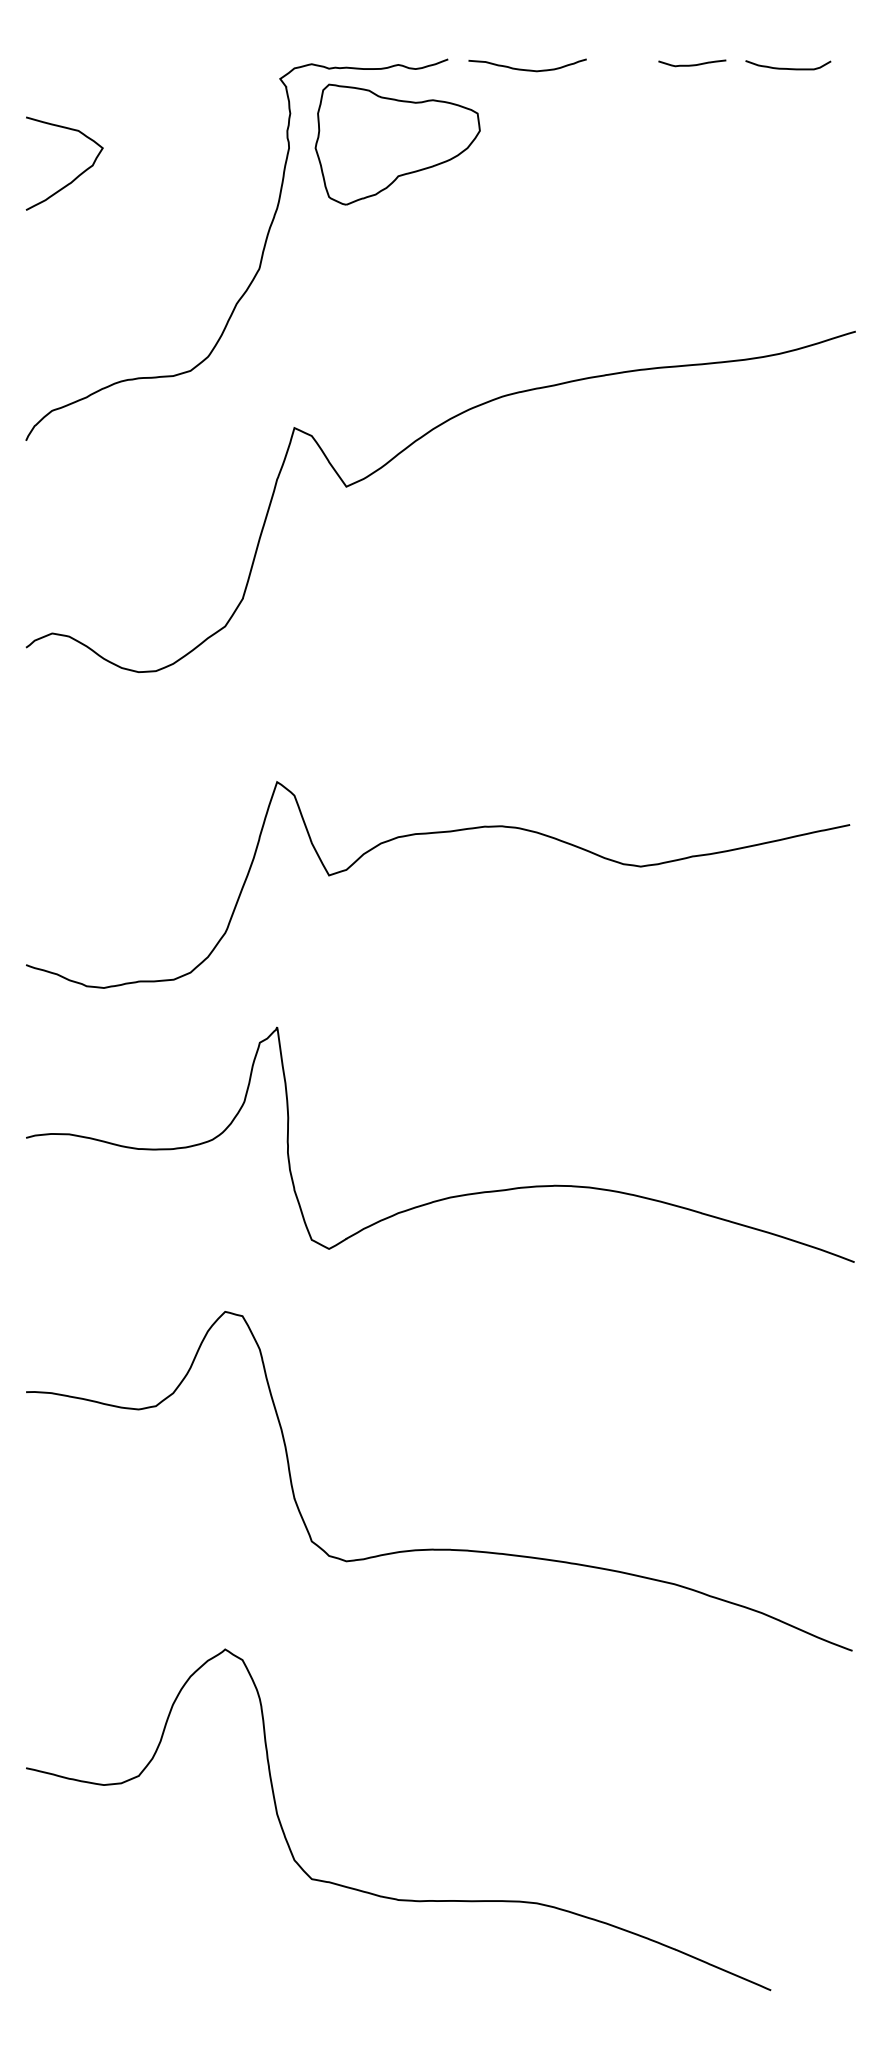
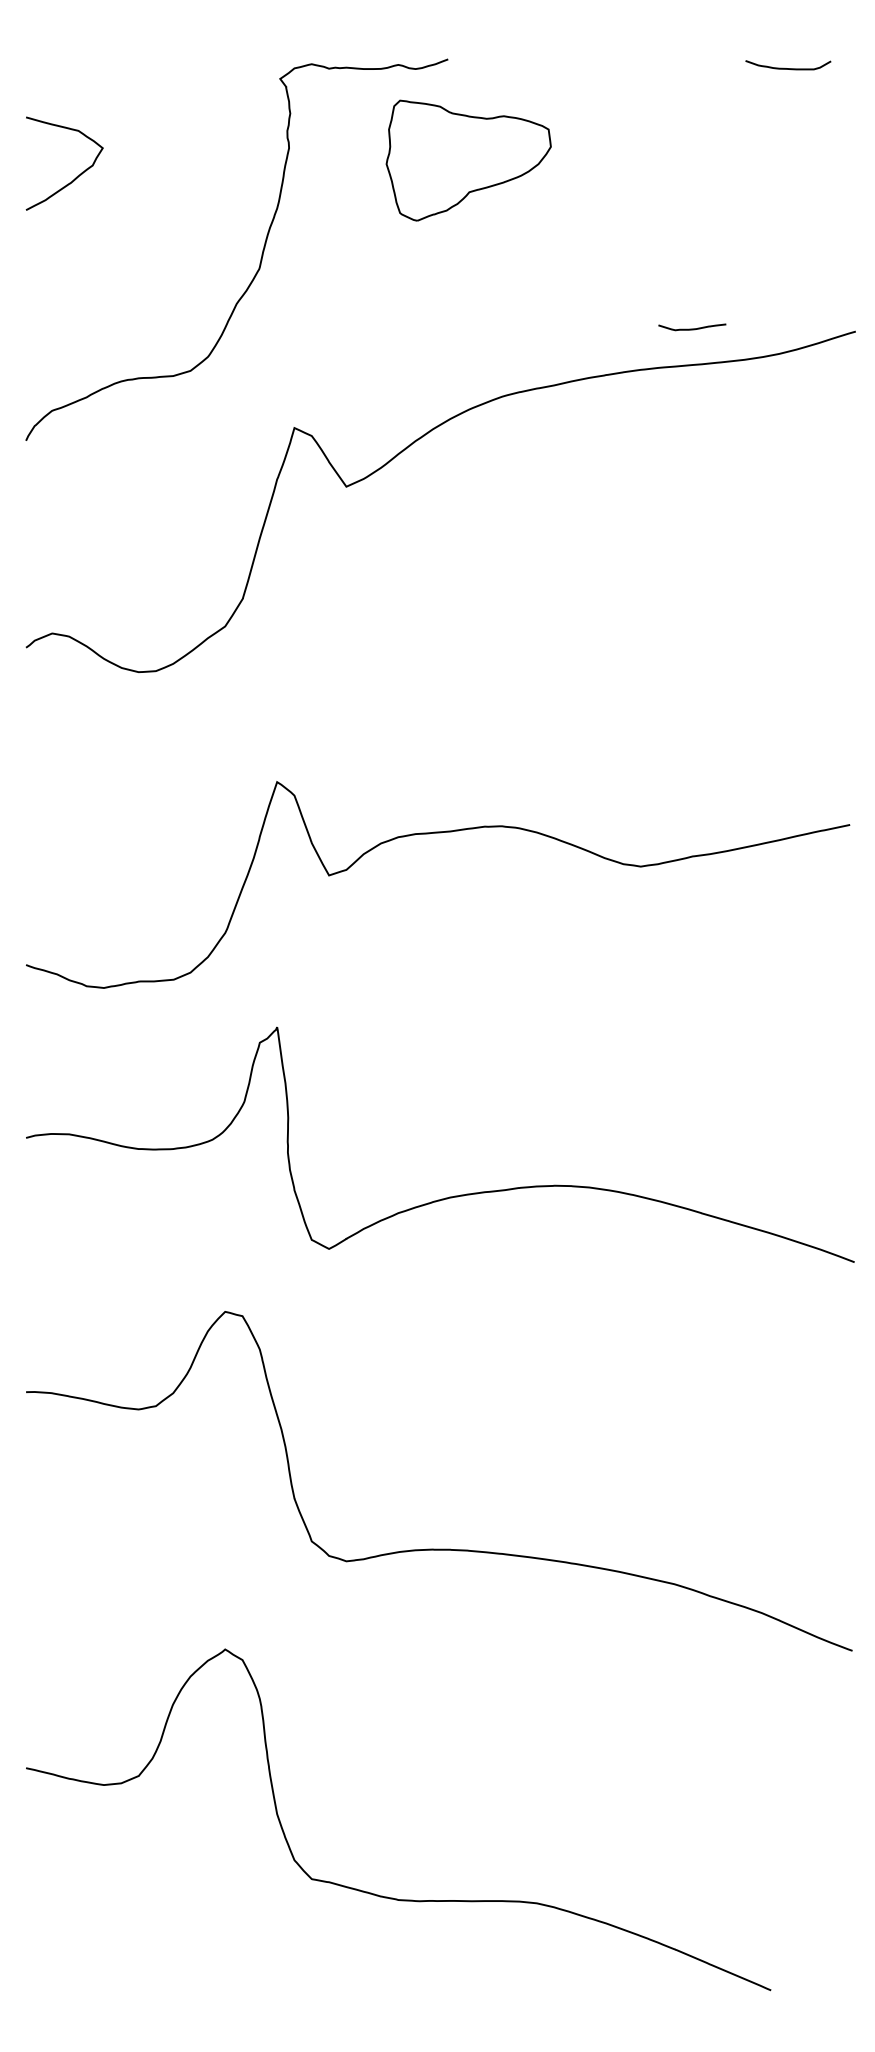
curve position: (692, 64) -> (692, 328) (692, 328)
curve: present -> none (527, 69)
part position: (397, 144) -> (468, 160) (468, 160)
